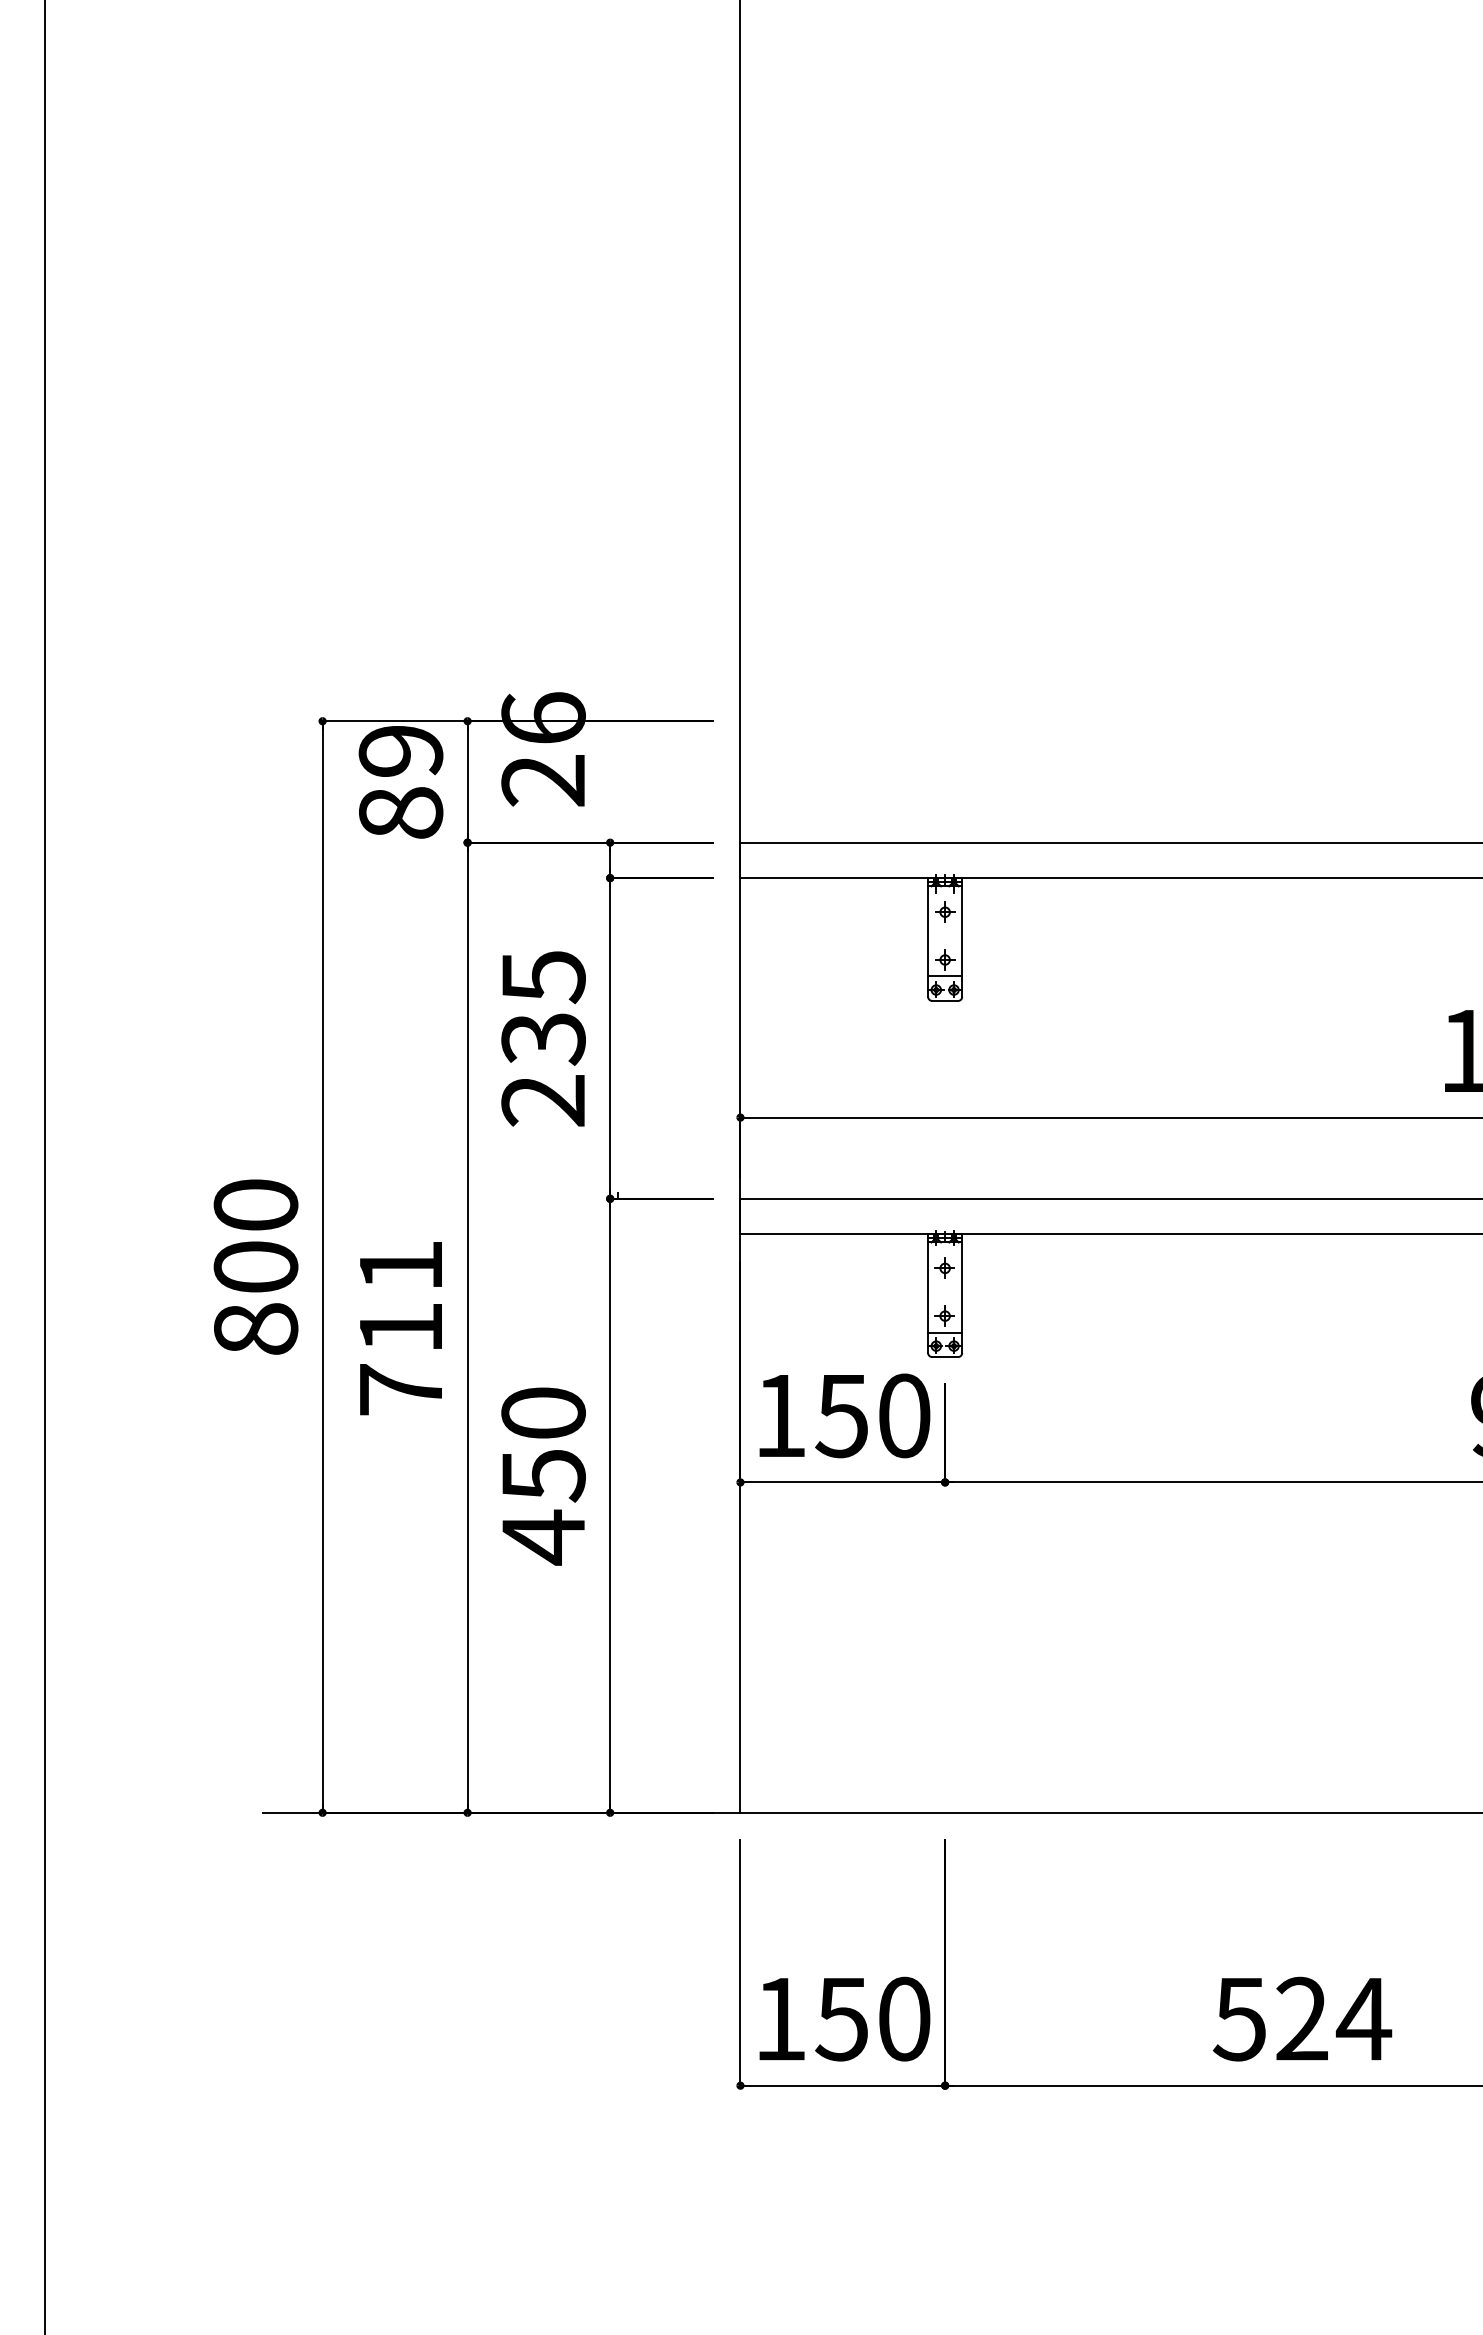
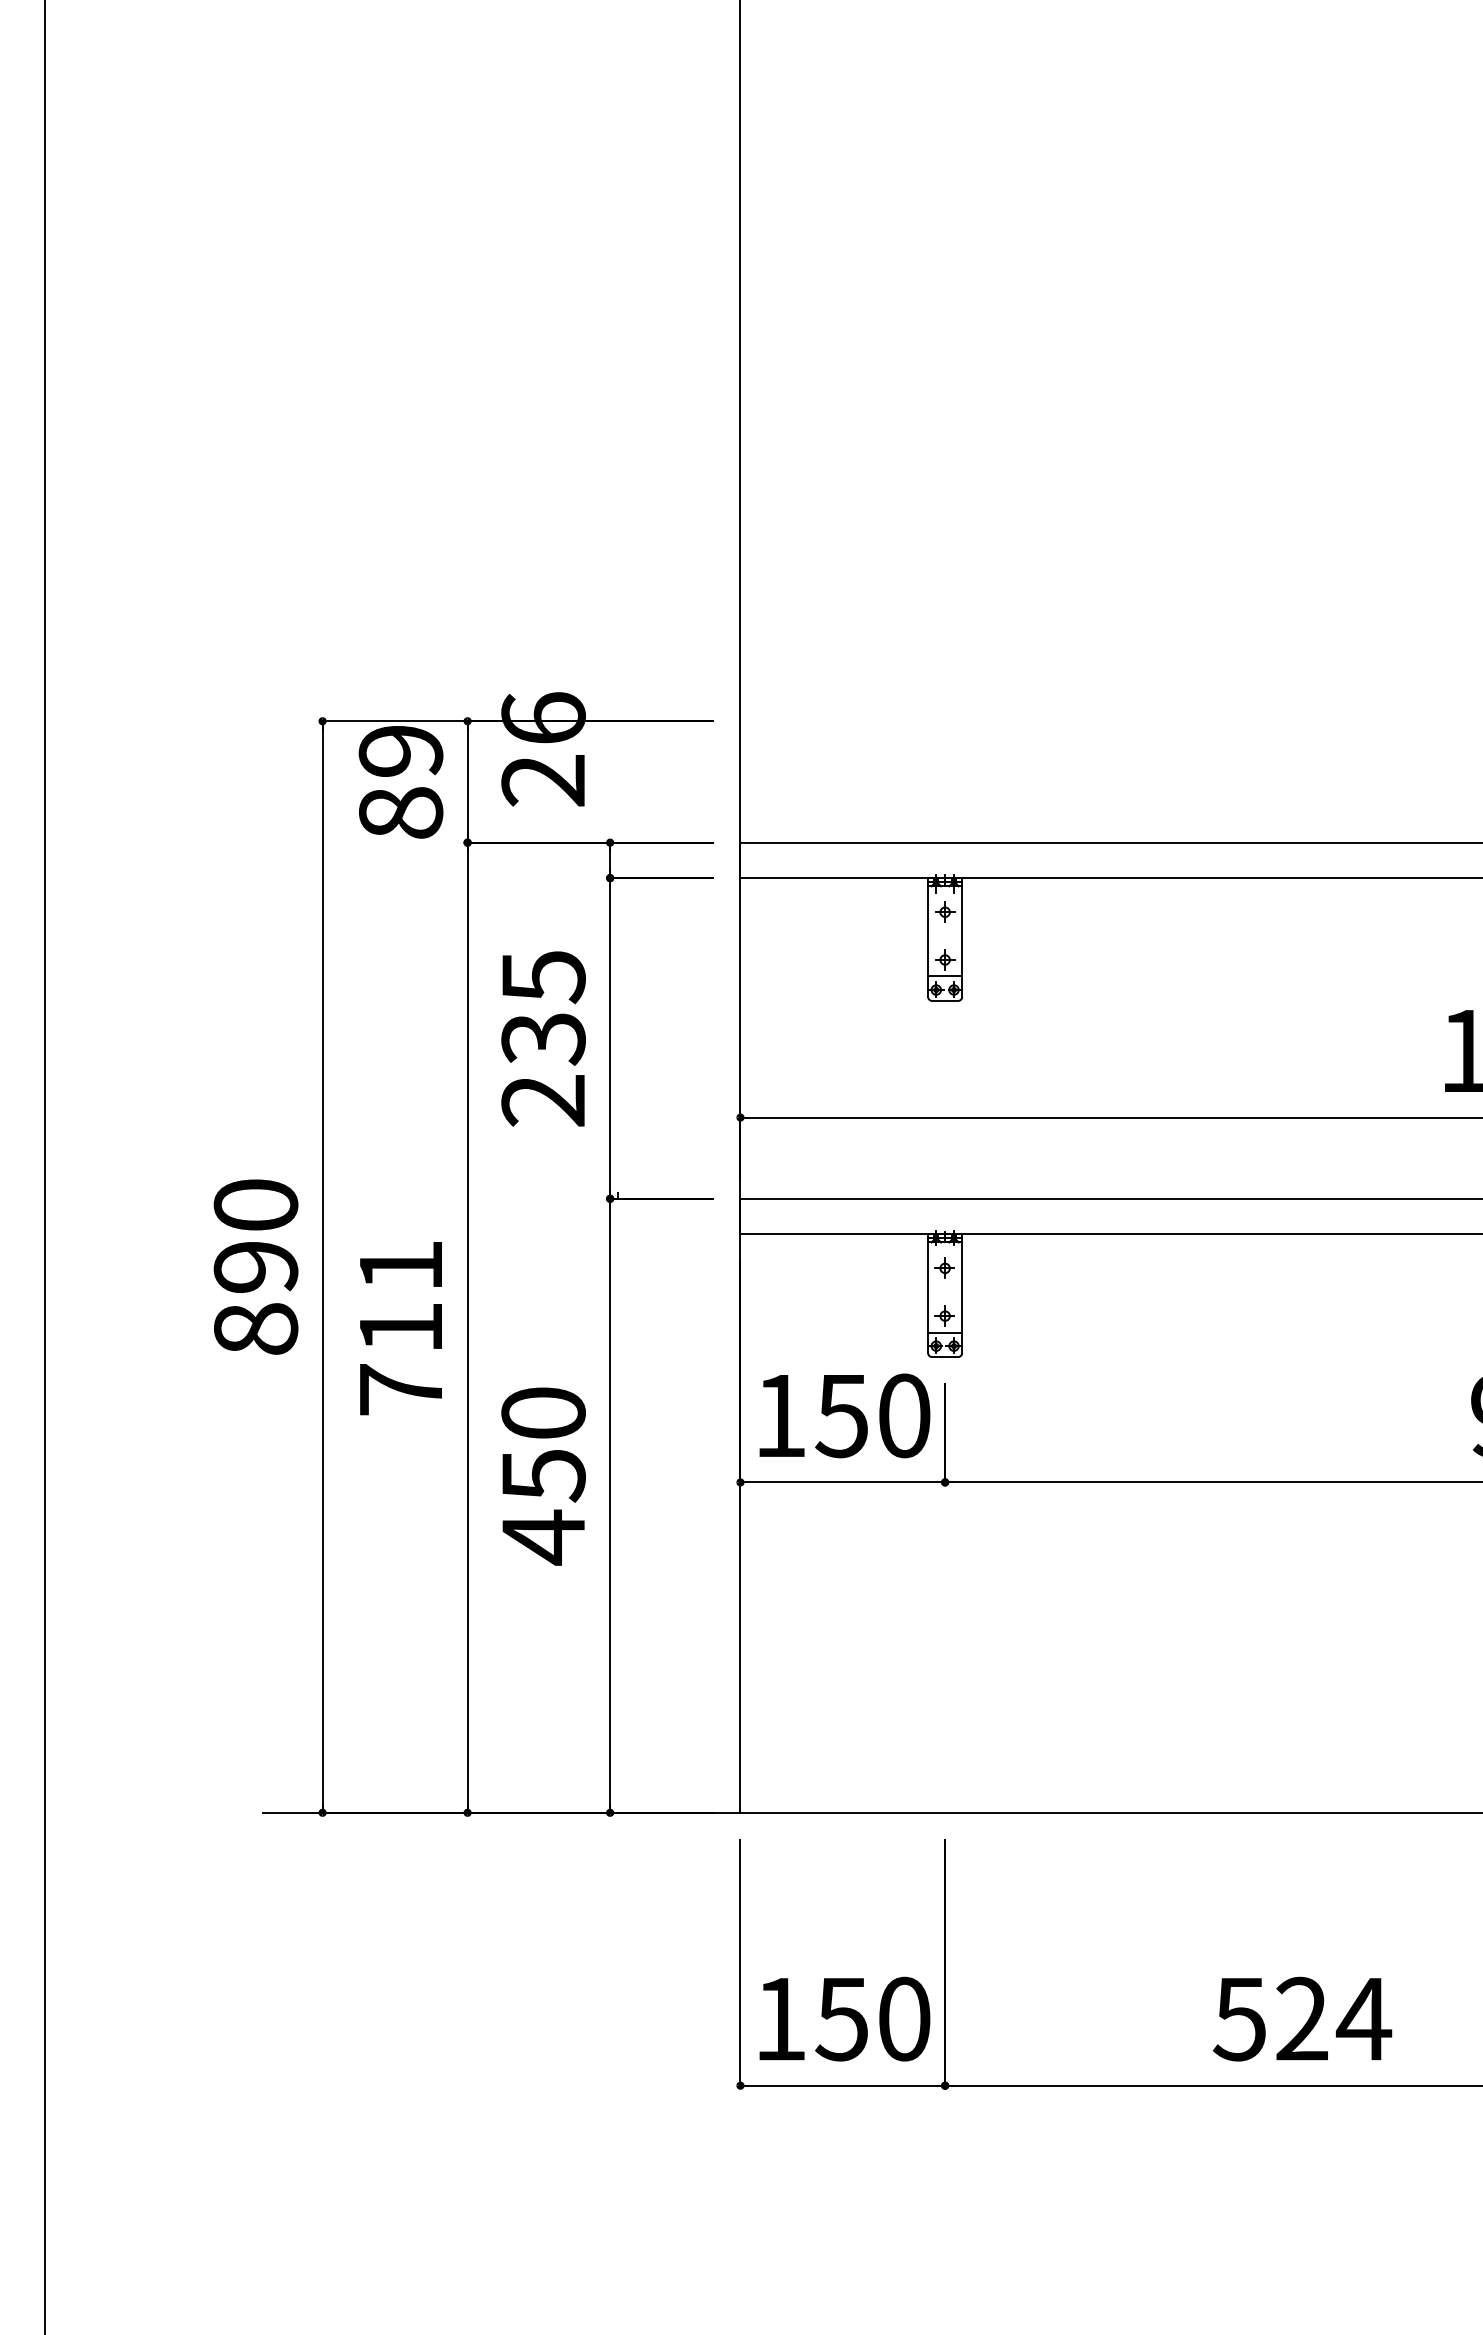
text: 800 -> 890 (255, 1266)
